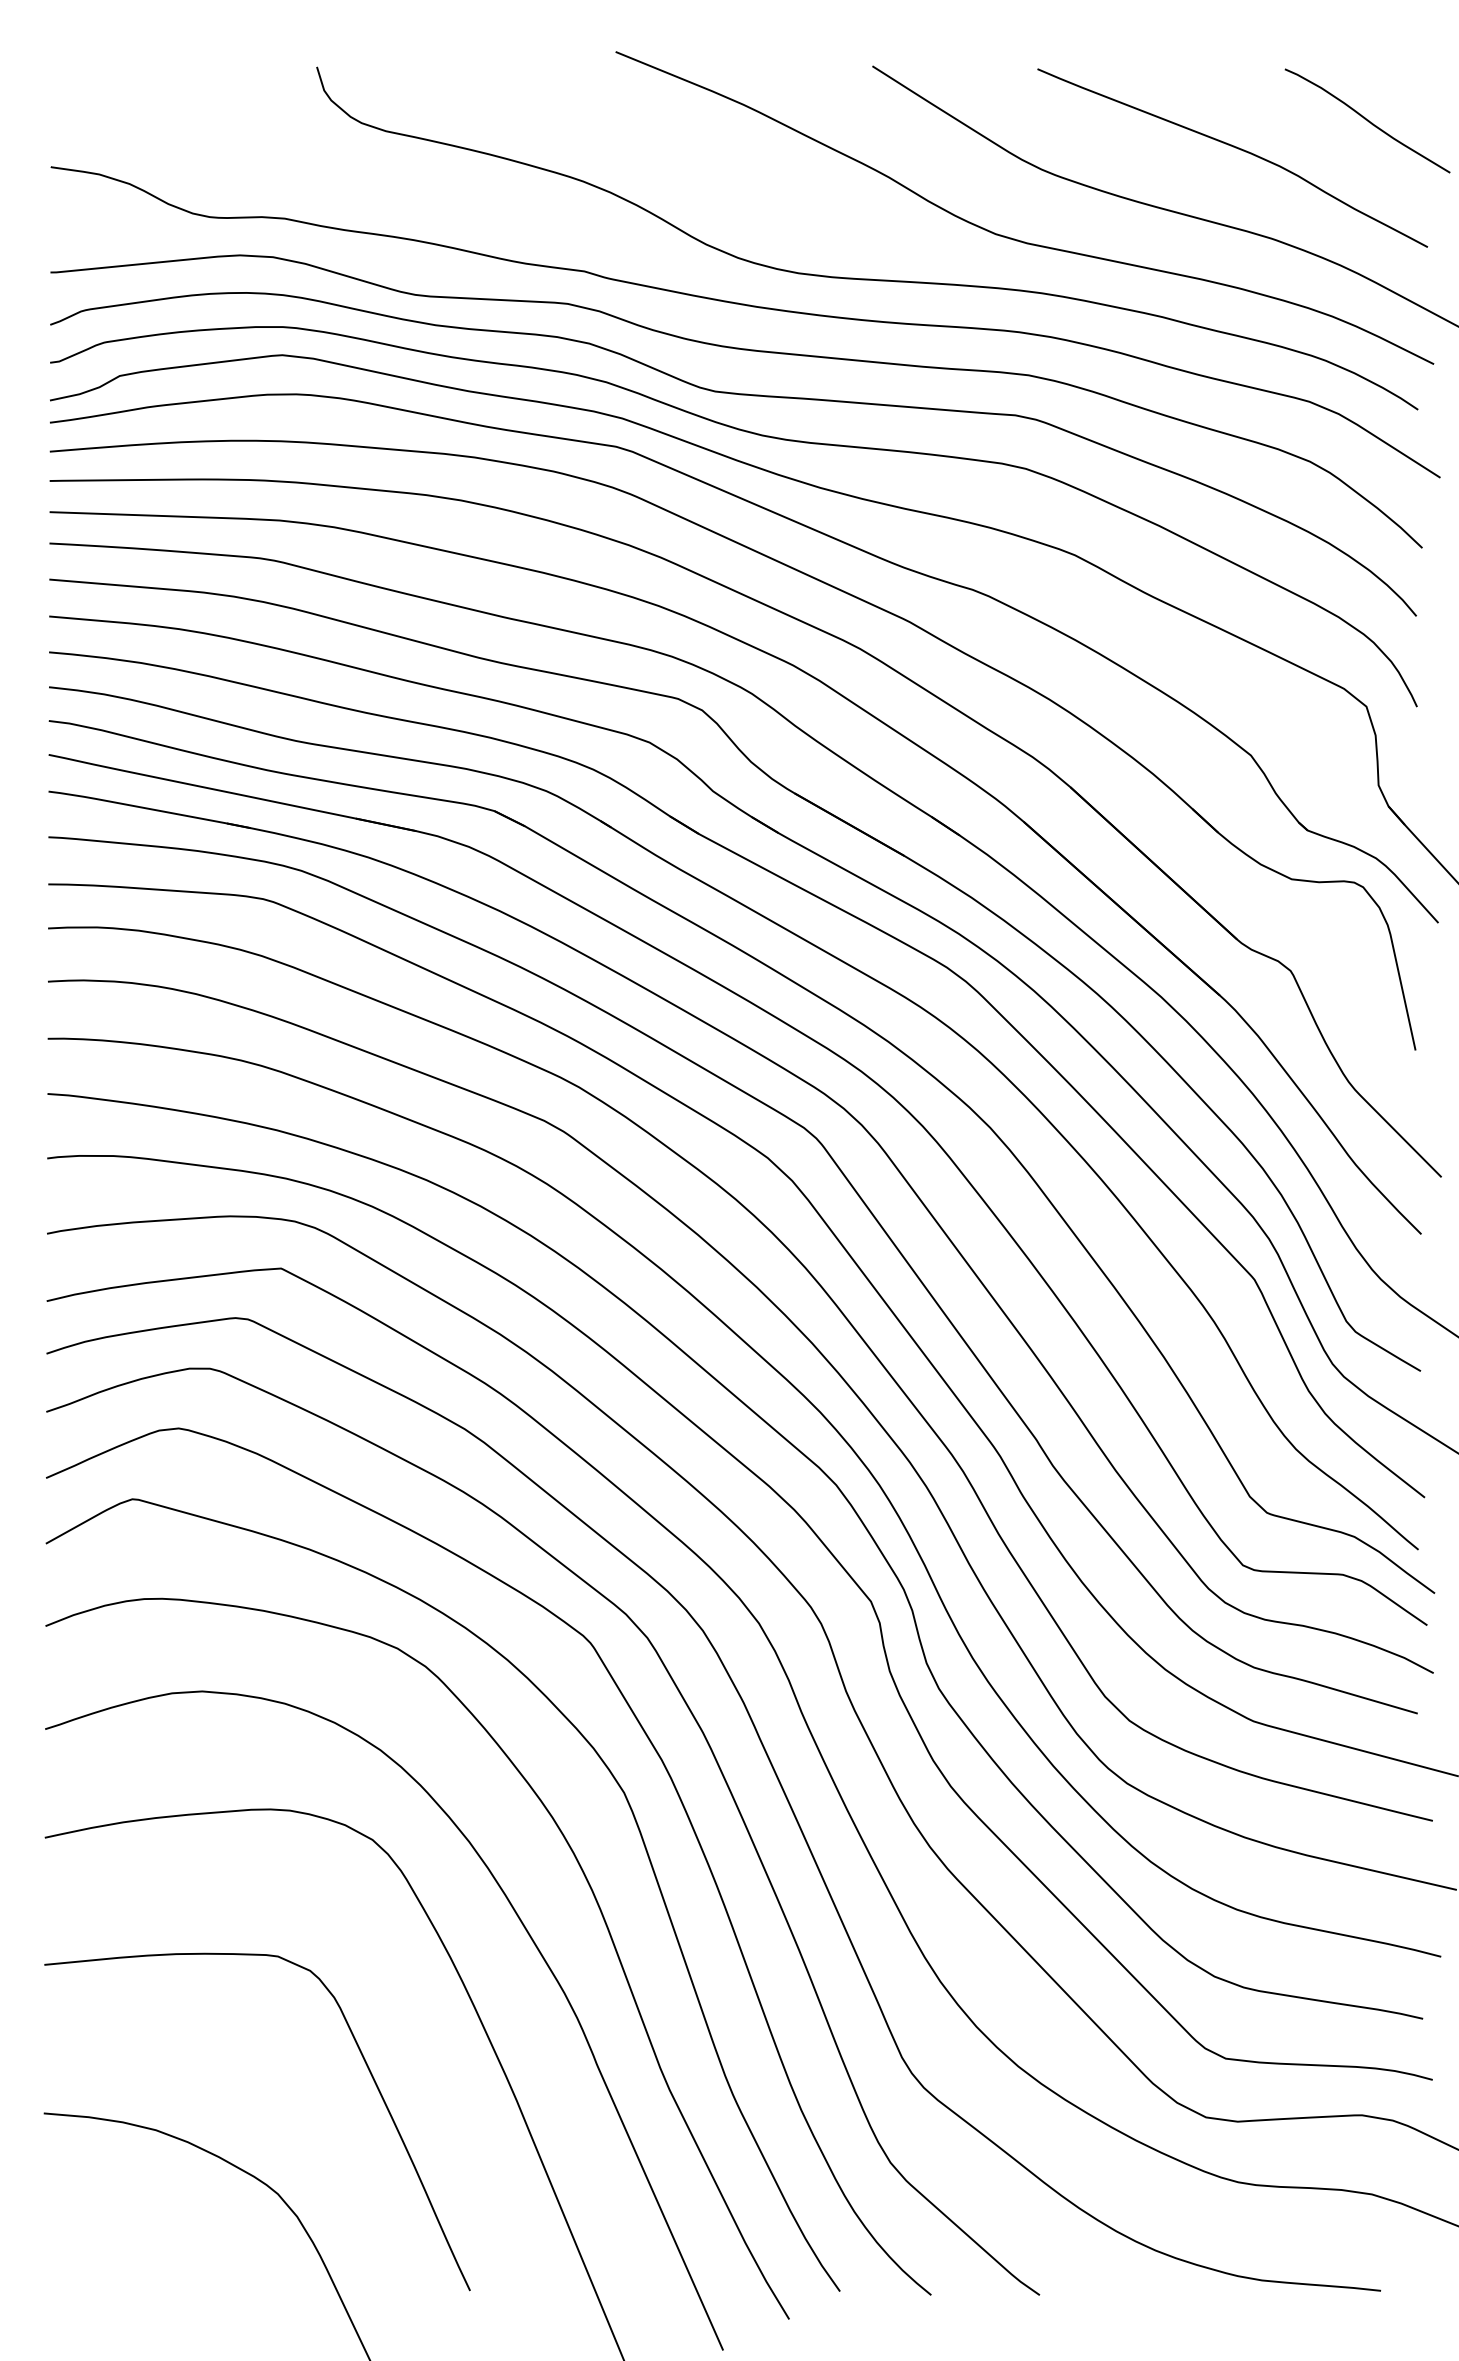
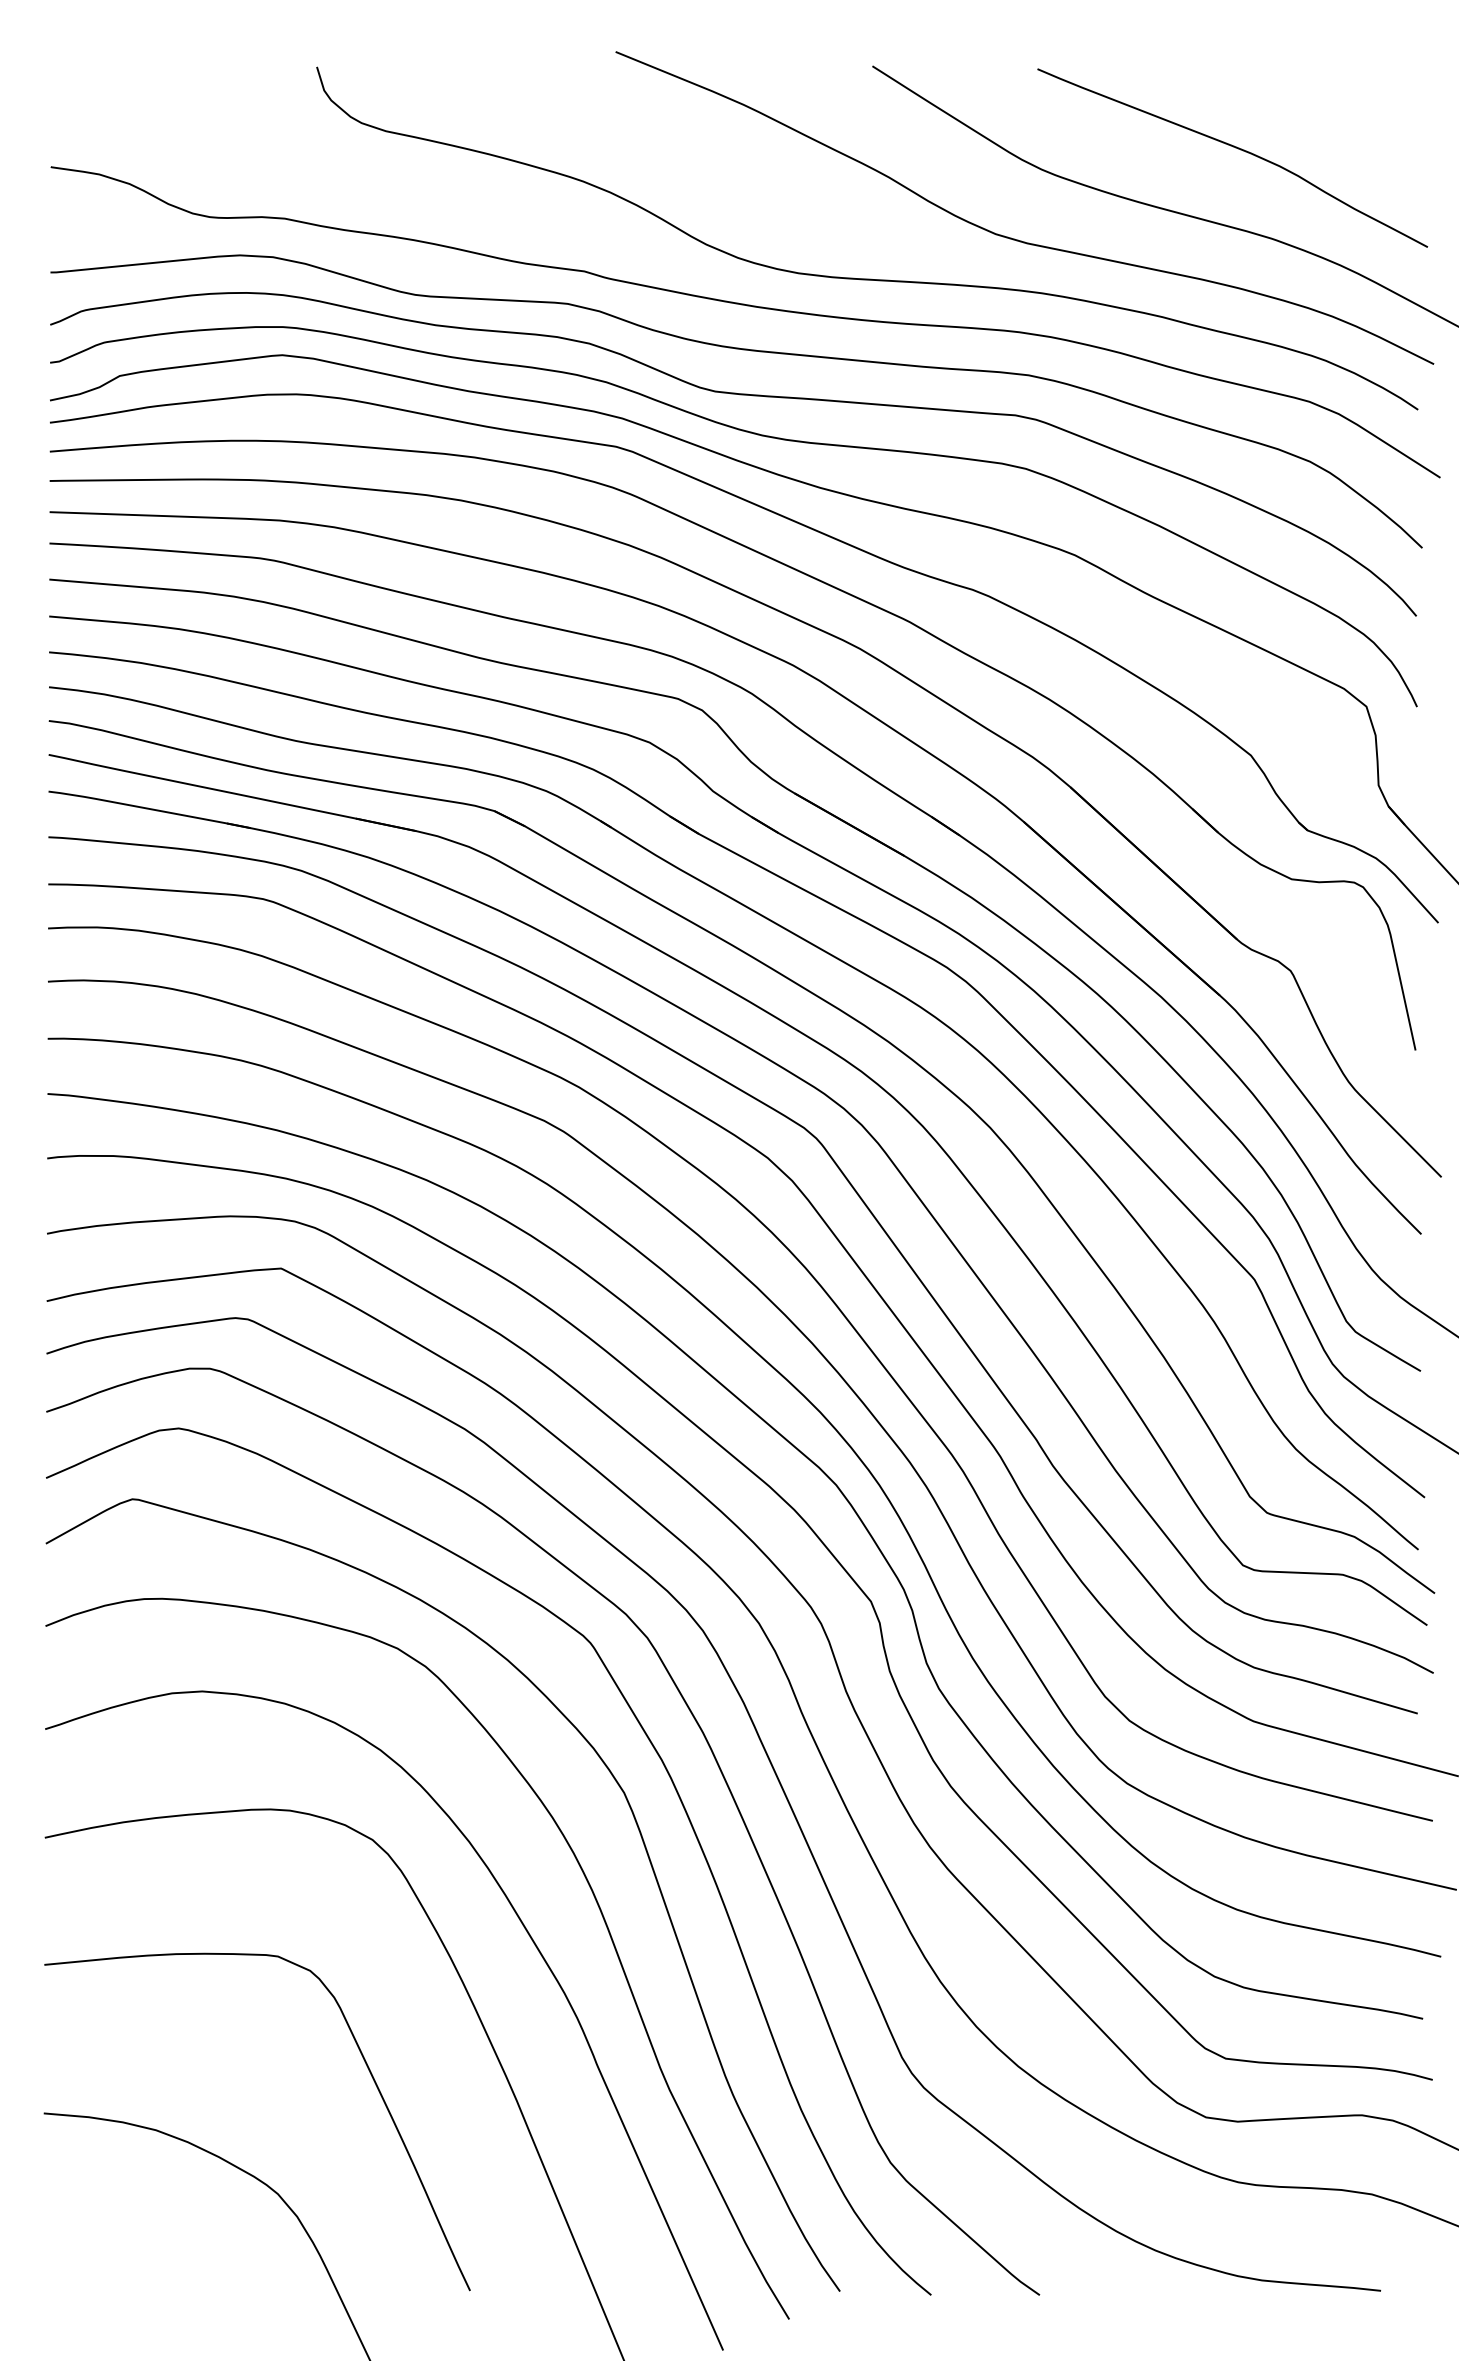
curve: present -> none (1367, 120)
